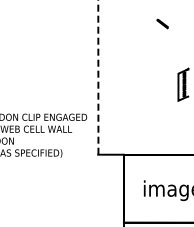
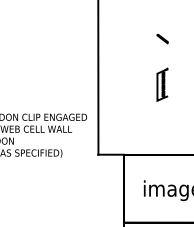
curve position: (162, 23) -> (162, 38) (162, 38)
line: dashed -> solid (98, 77)
part position: (183, 84) -> (162, 84) (162, 84)
